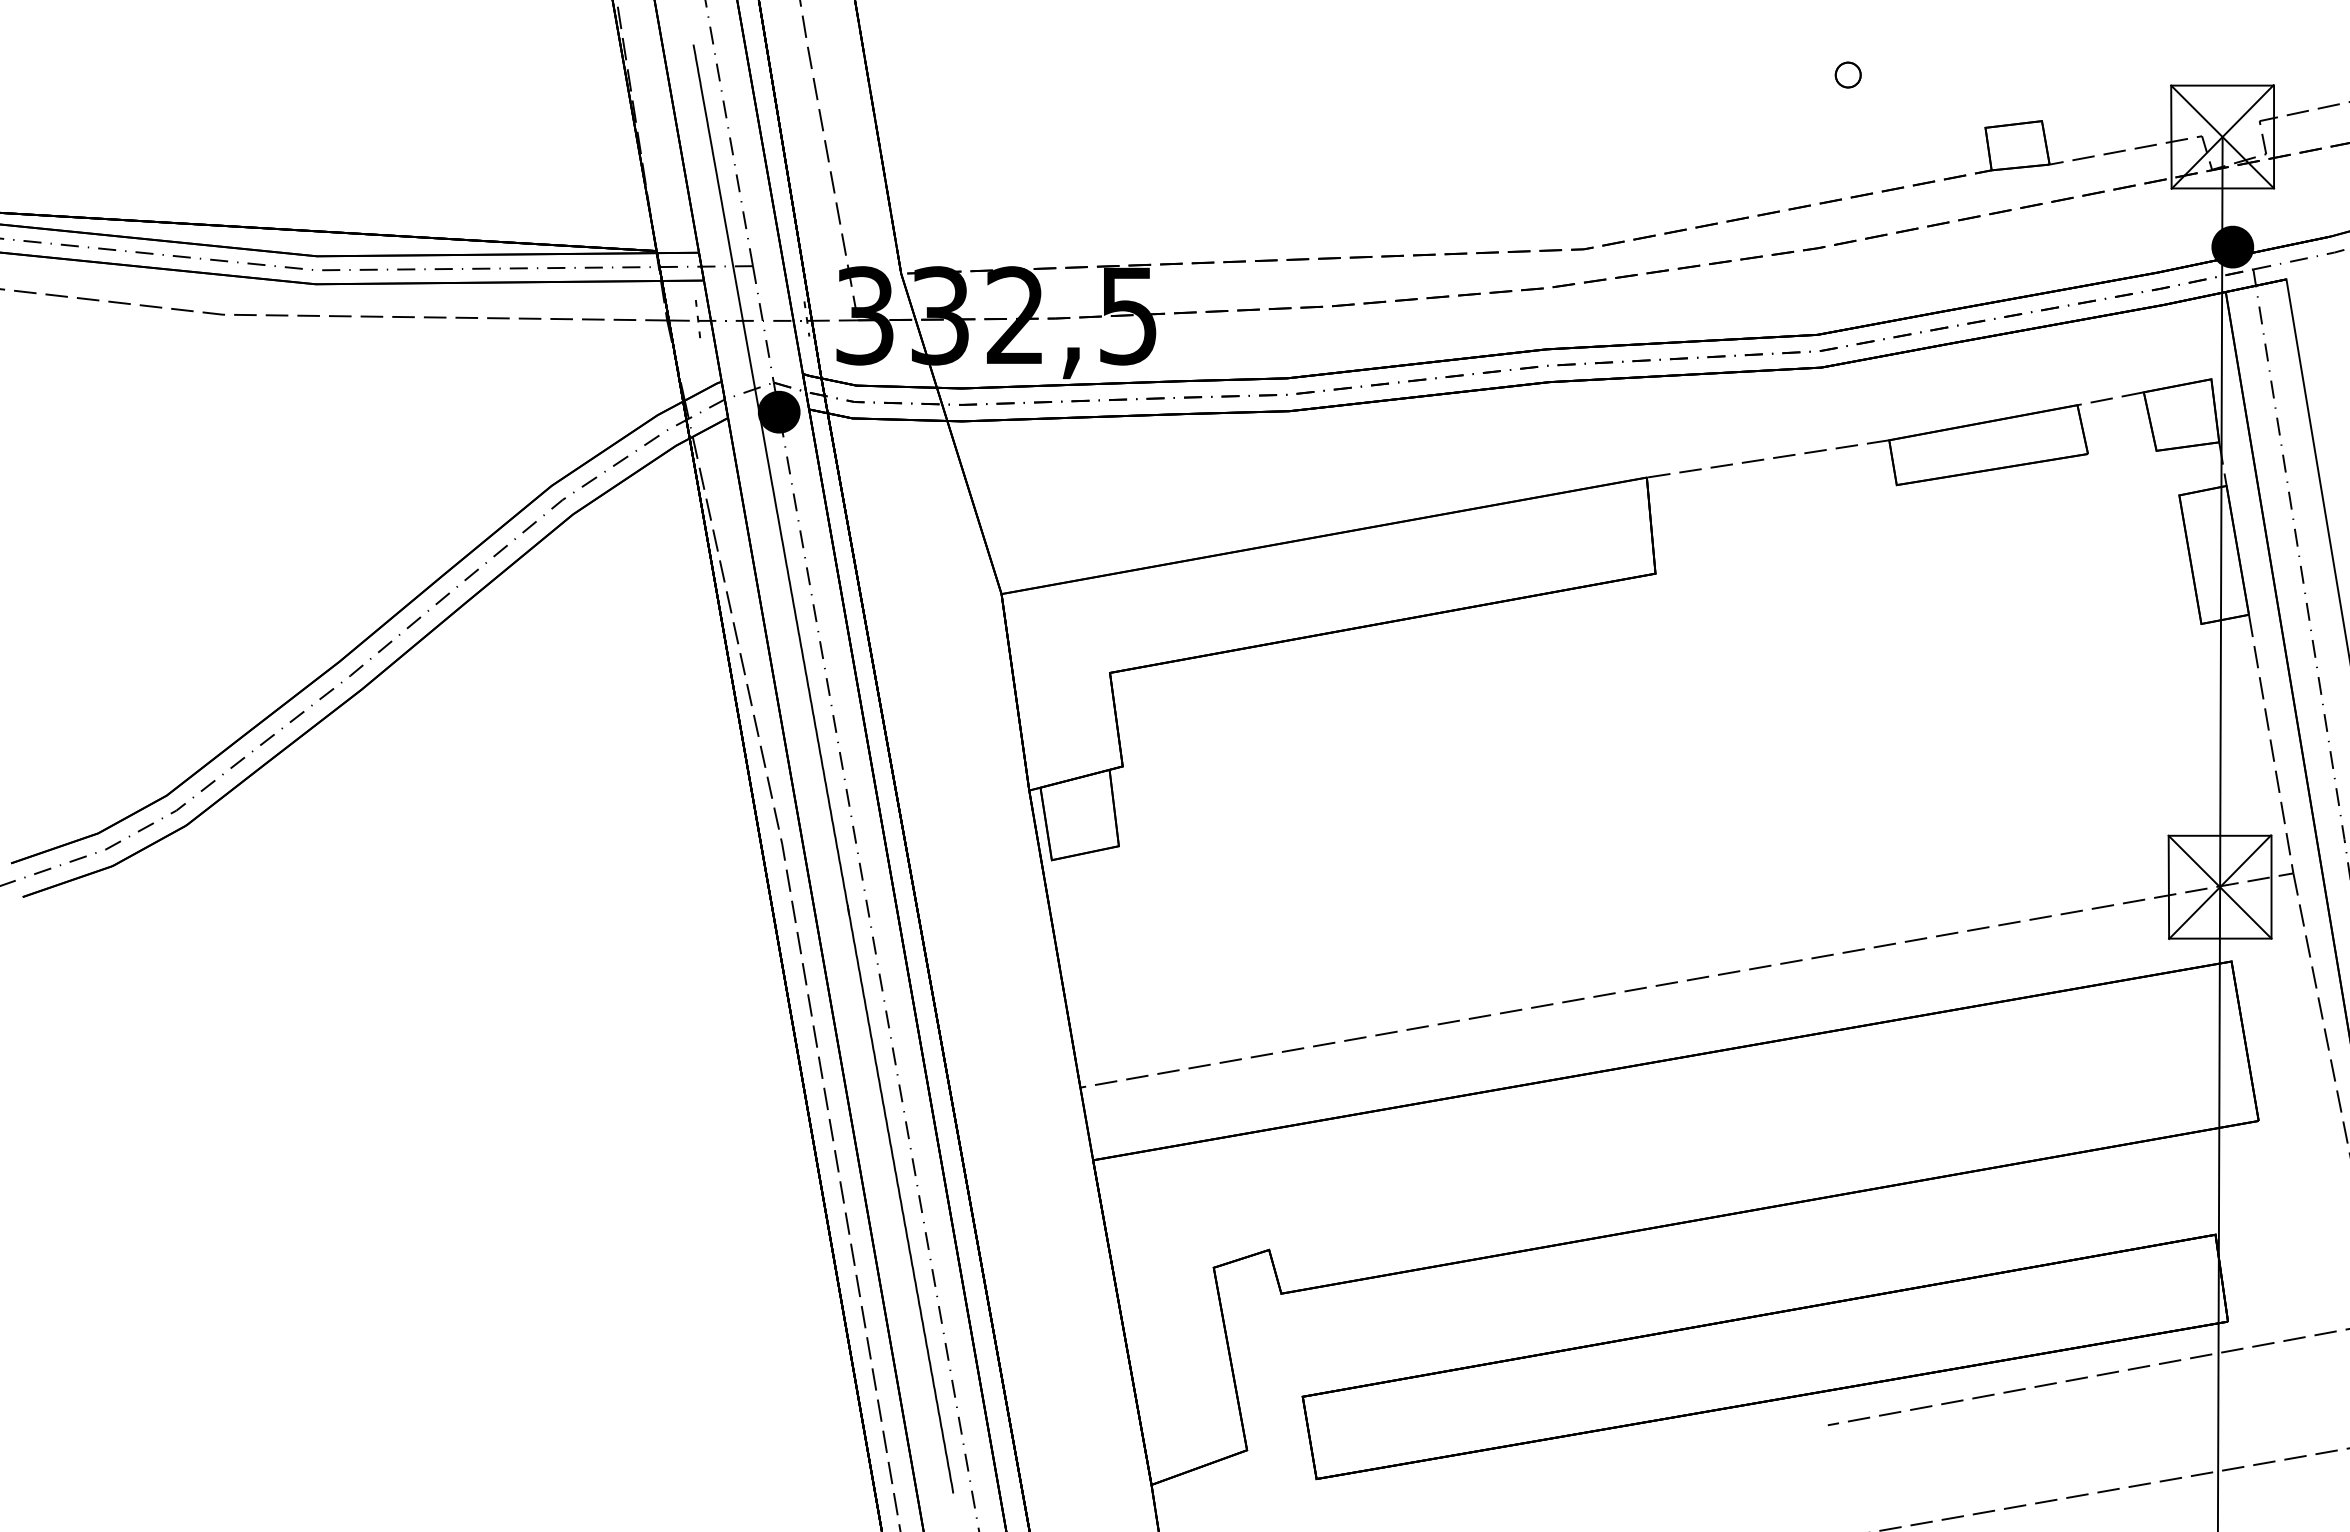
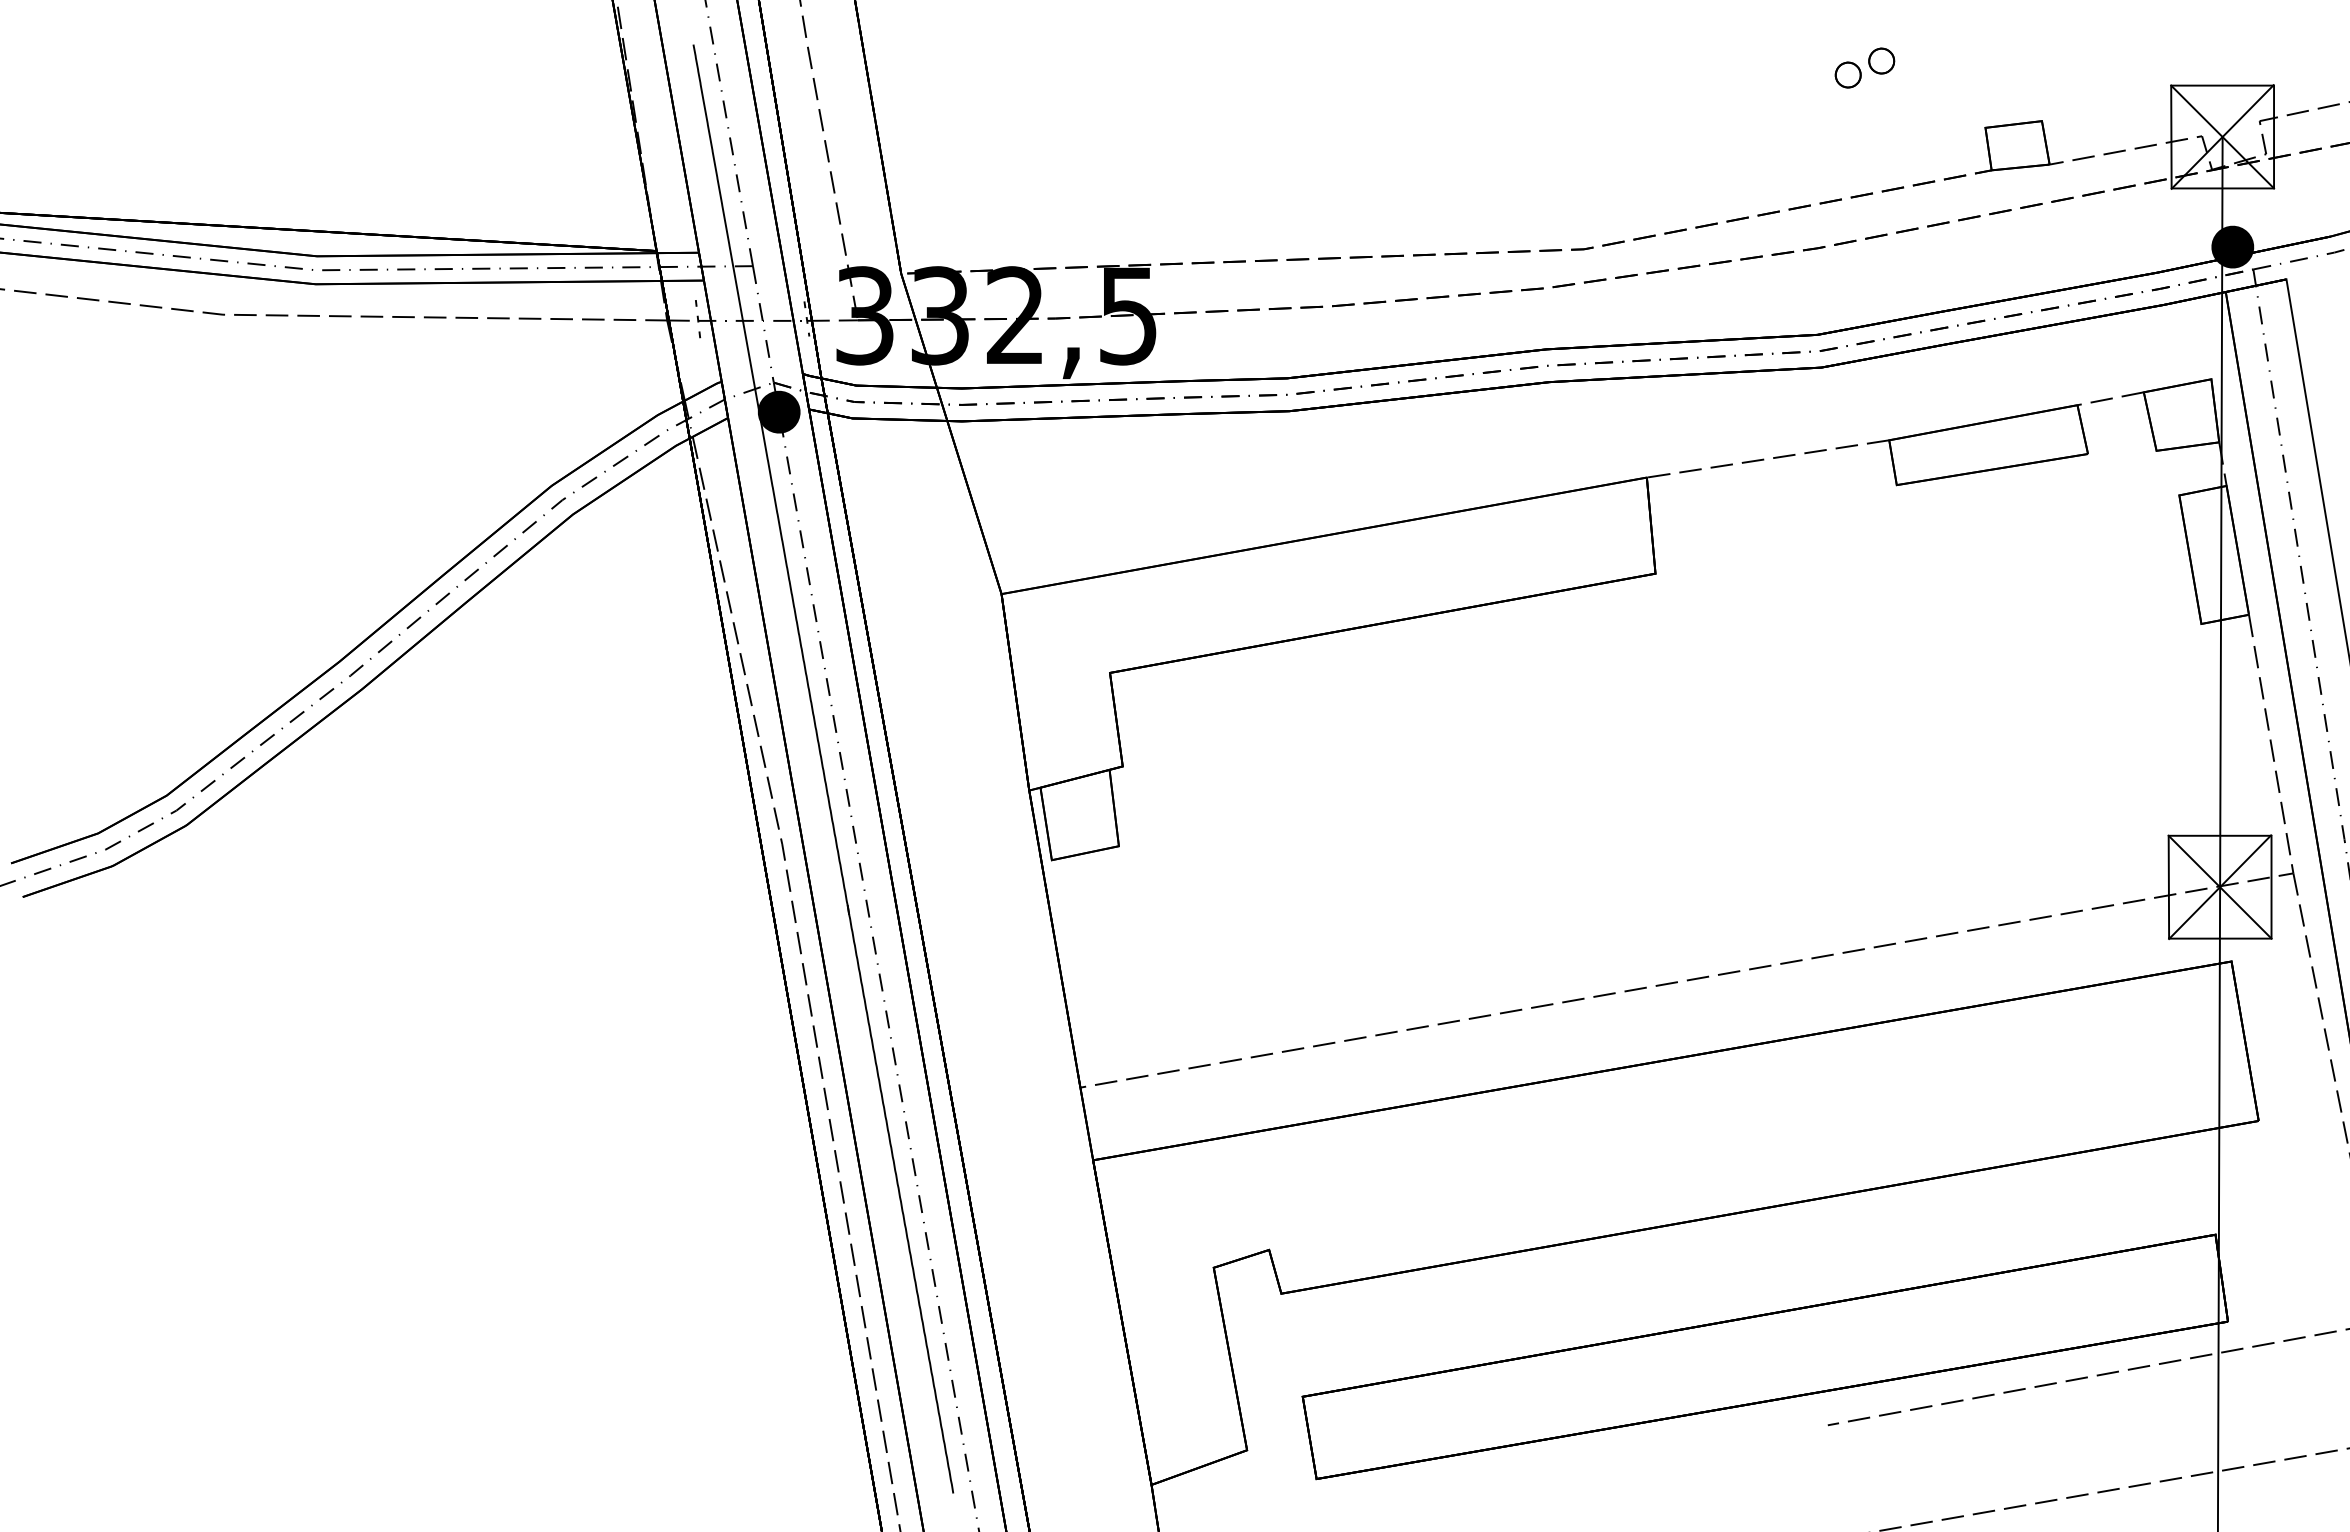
part: none -> present (1881, 60)
